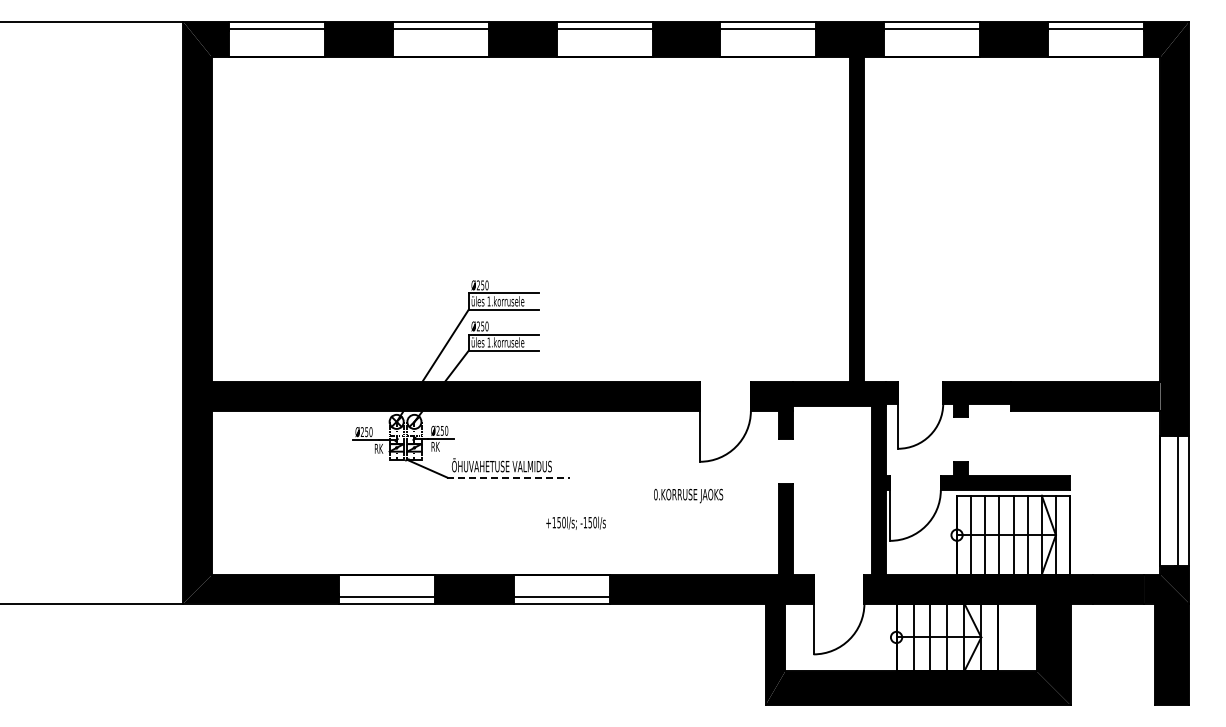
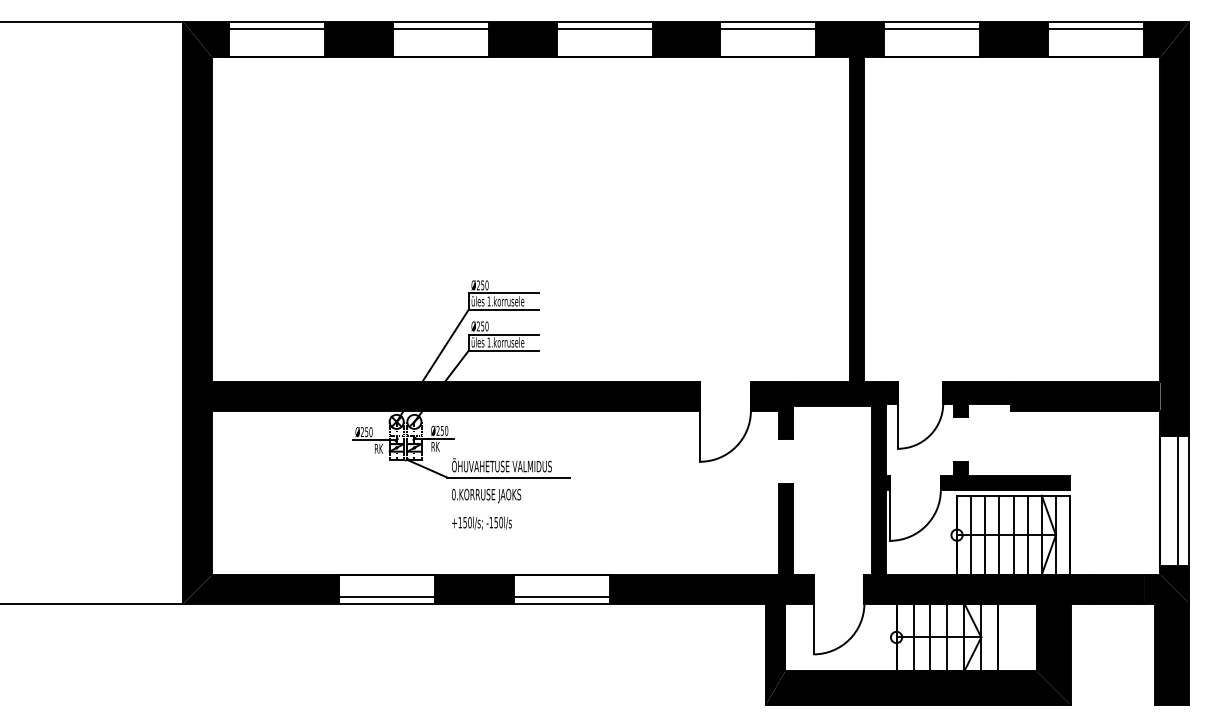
line: dashed -> solid (509, 477)
text position: (688, 495) -> (486, 495) (486, 495)
text position: (575, 522) -> (481, 522) (481, 522)
